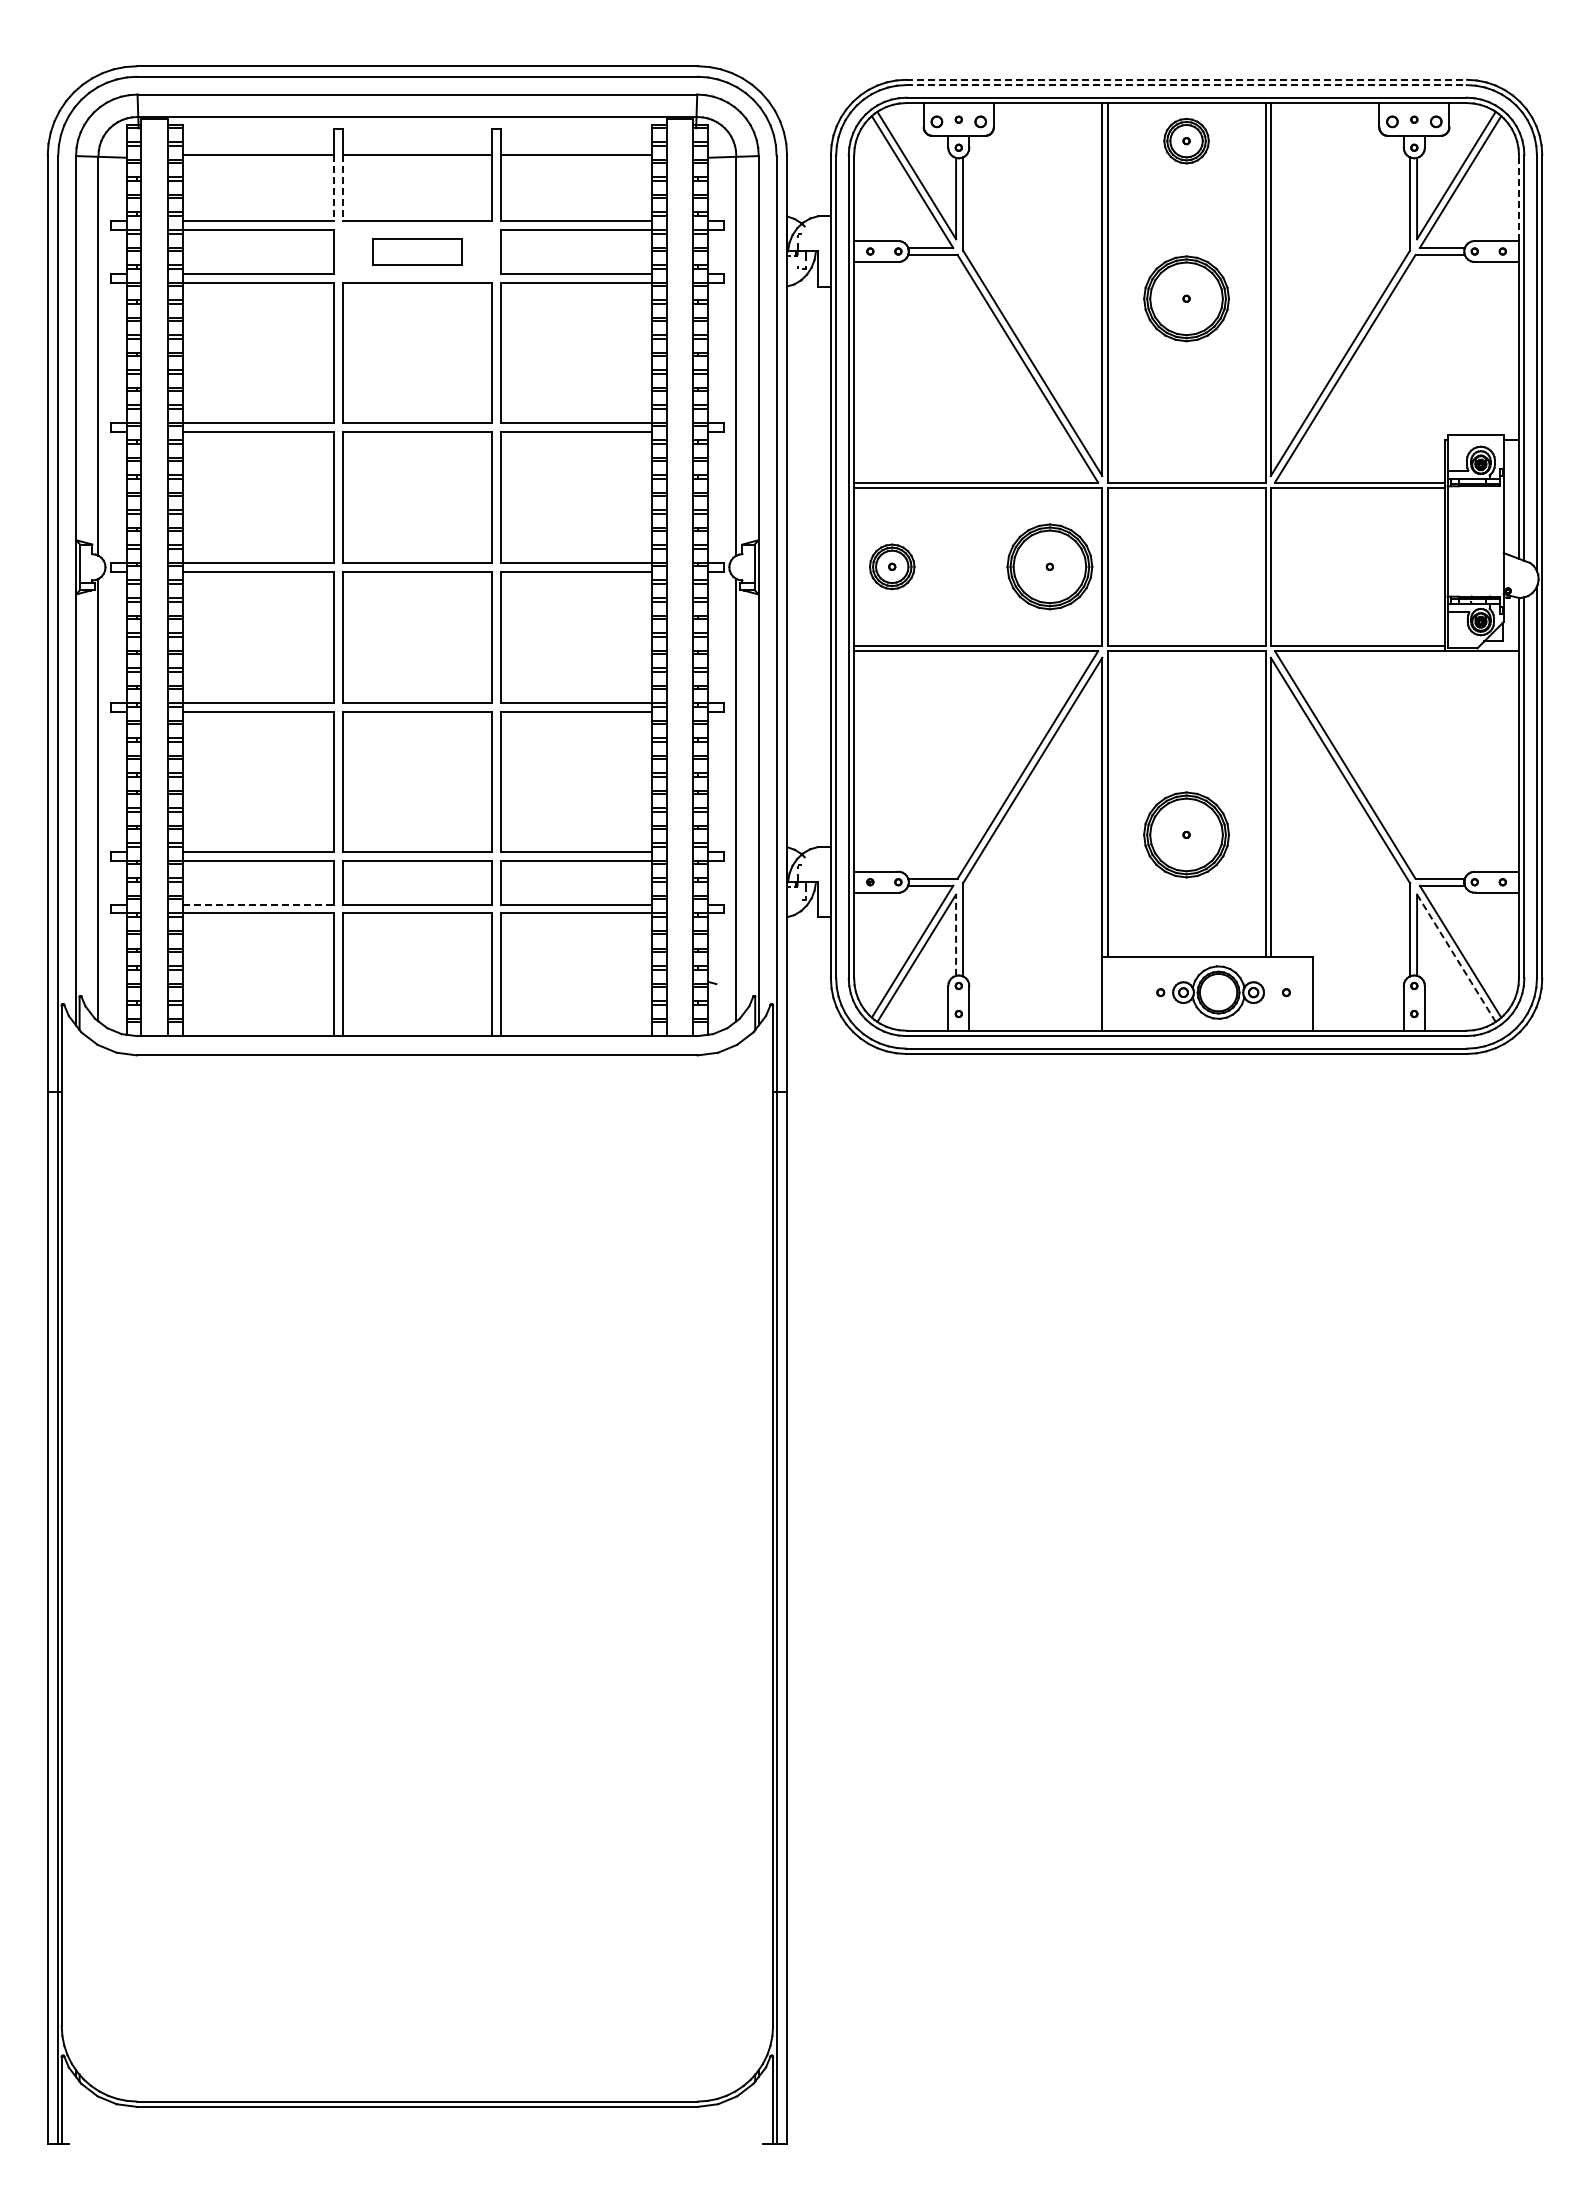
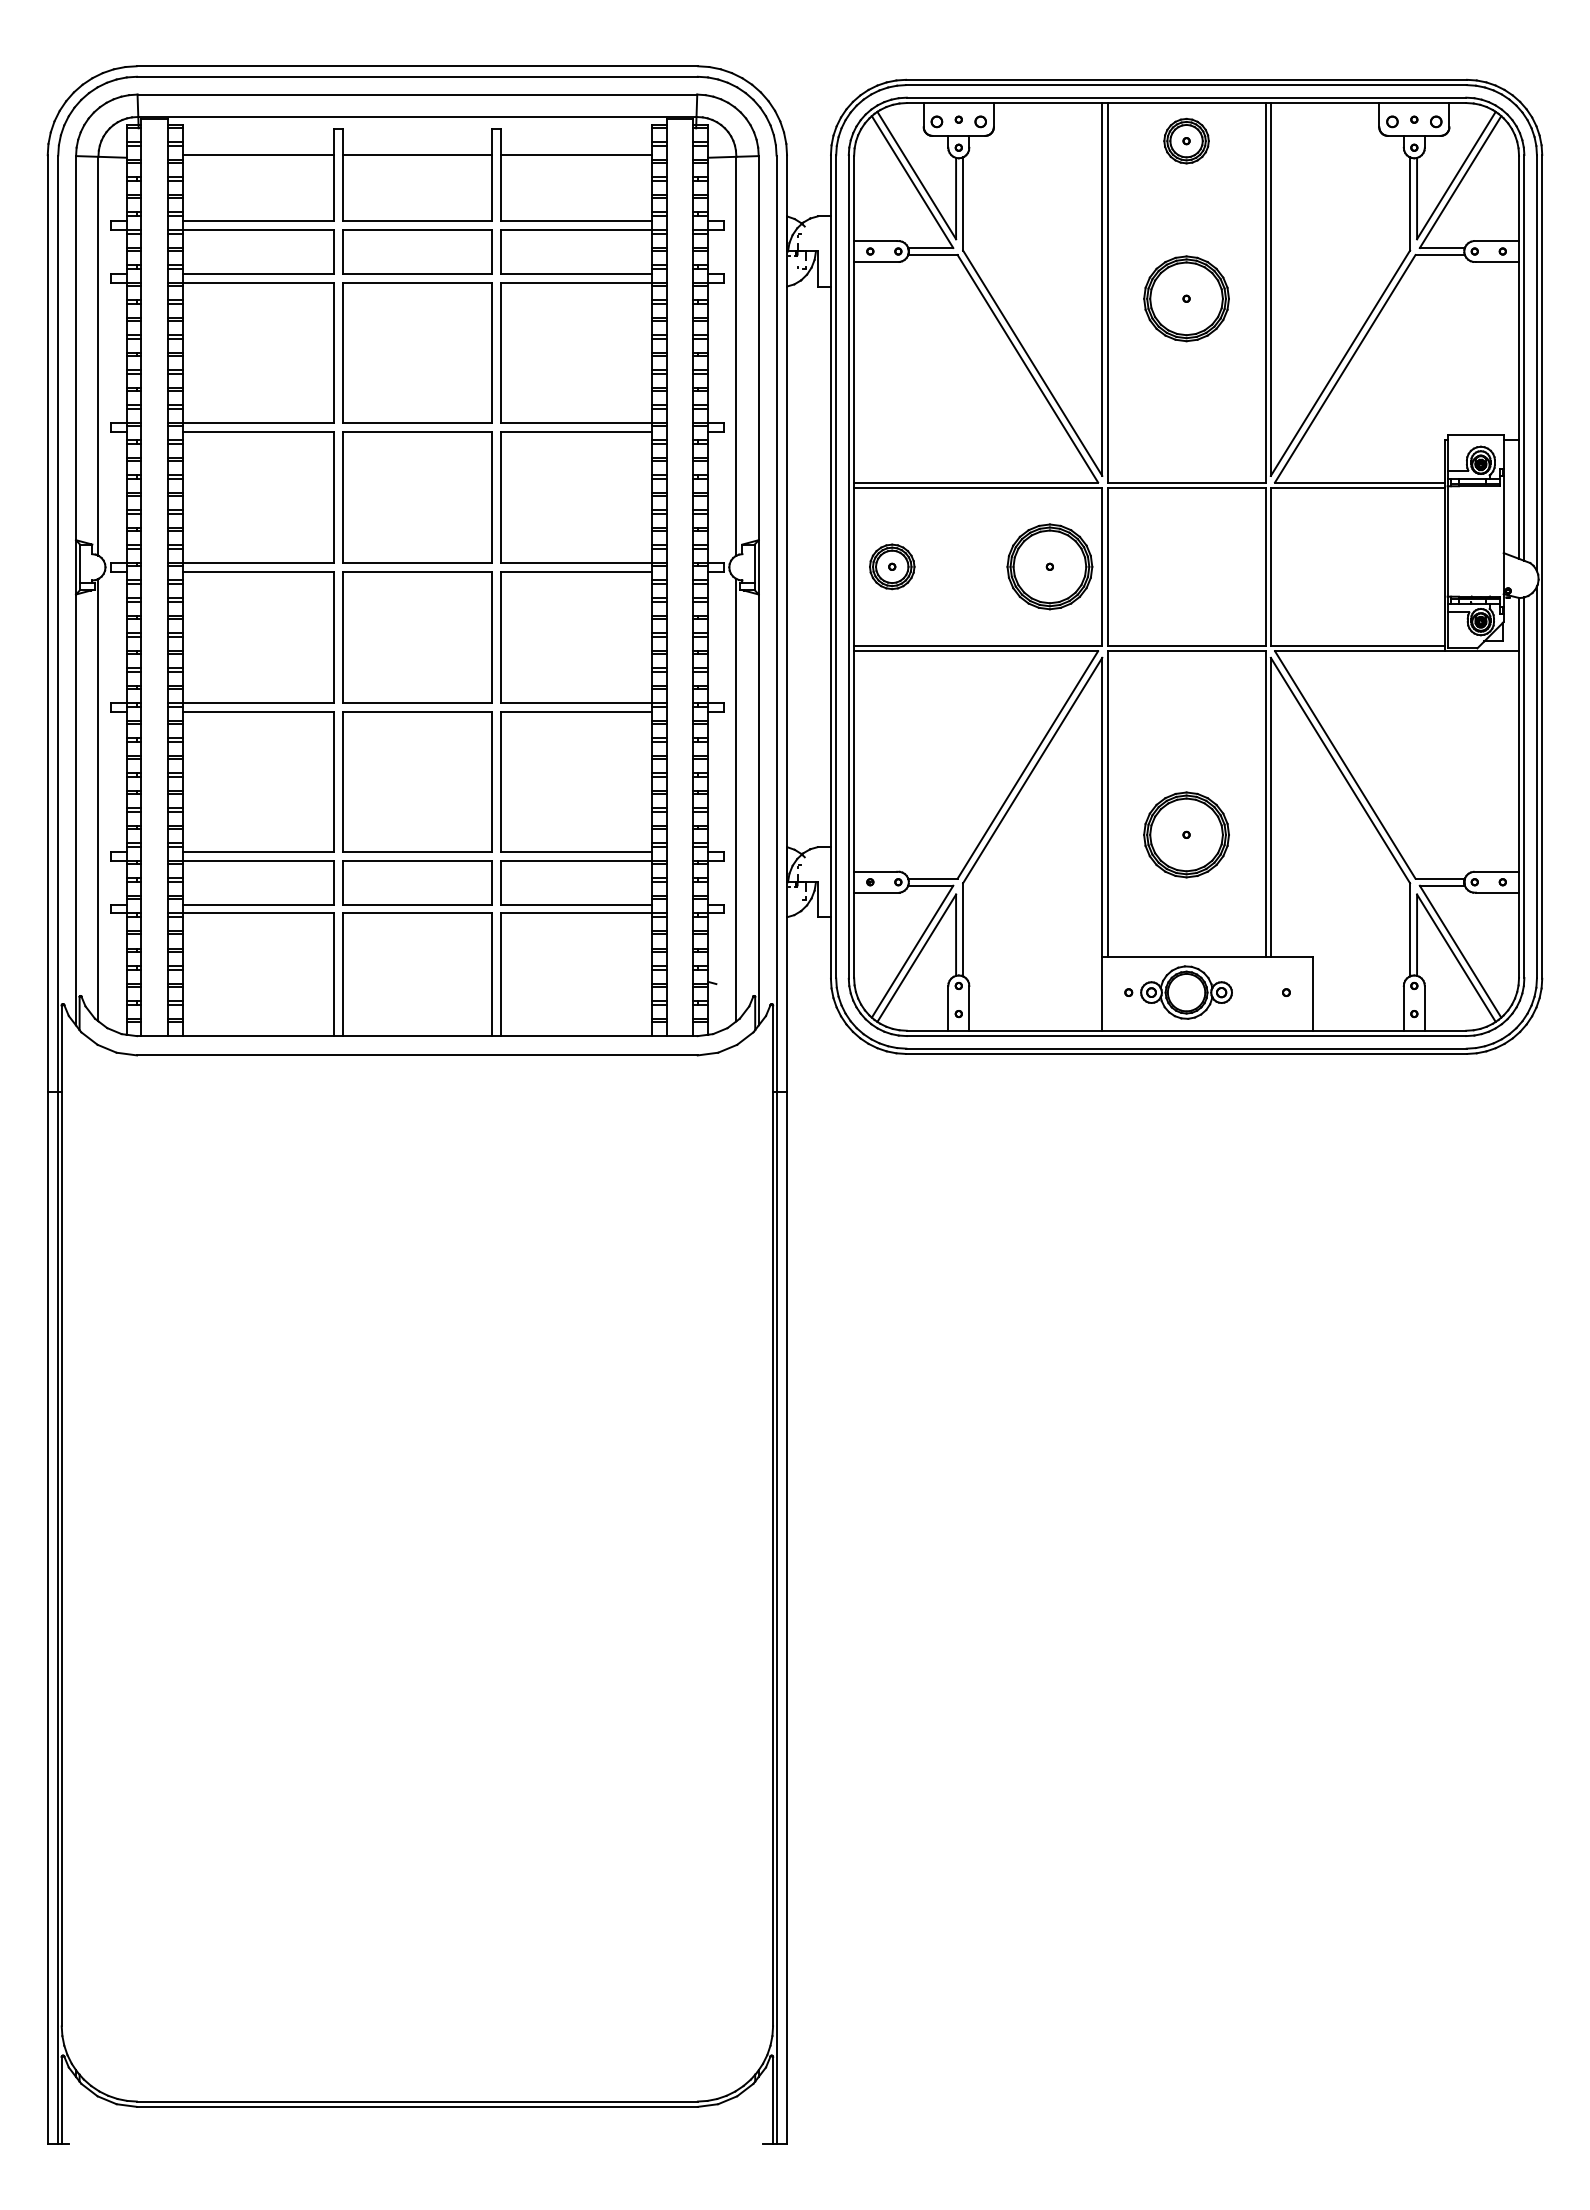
line: dashed -> solid (1187, 79)
line: dashed -> solid (1186, 85)
line: dashed -> solid (334, 188)
line: dashed -> solid (342, 188)
line: dashed -> solid (1519, 198)
part size: 91x28 px -> 151x46 px (417, 251)
line: dashed -> solid (258, 904)
line: dashed -> solid (956, 935)
line: dashed -> solid (1456, 958)
part position: (1210, 992) -> (1178, 992) (1178, 992)
